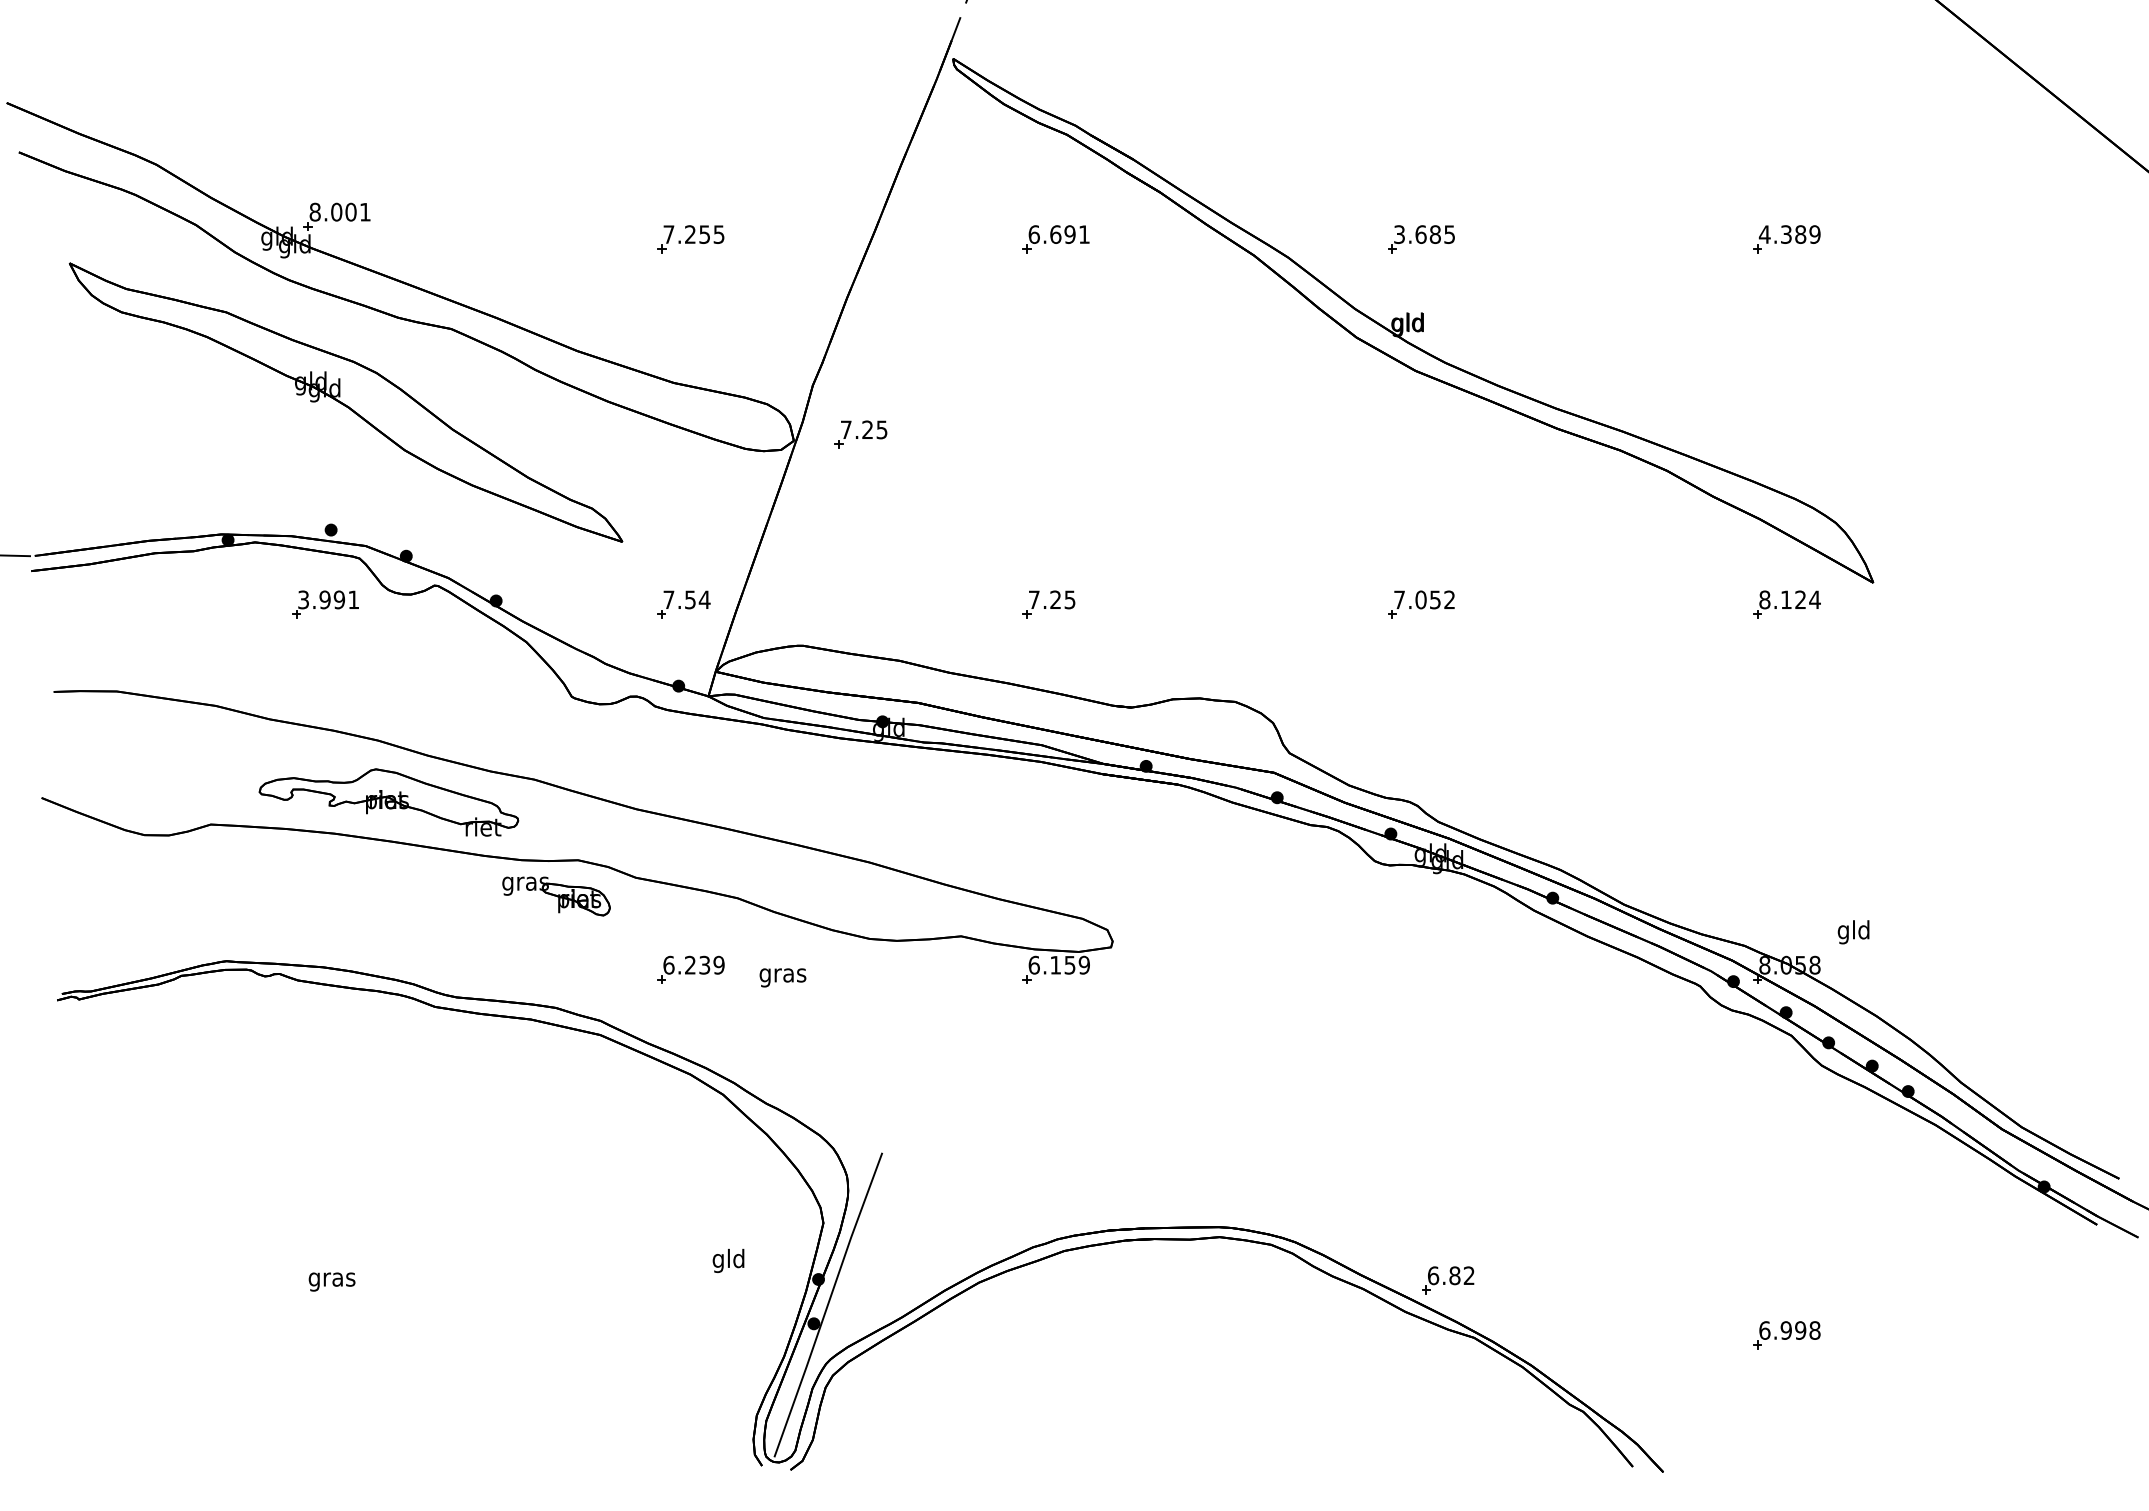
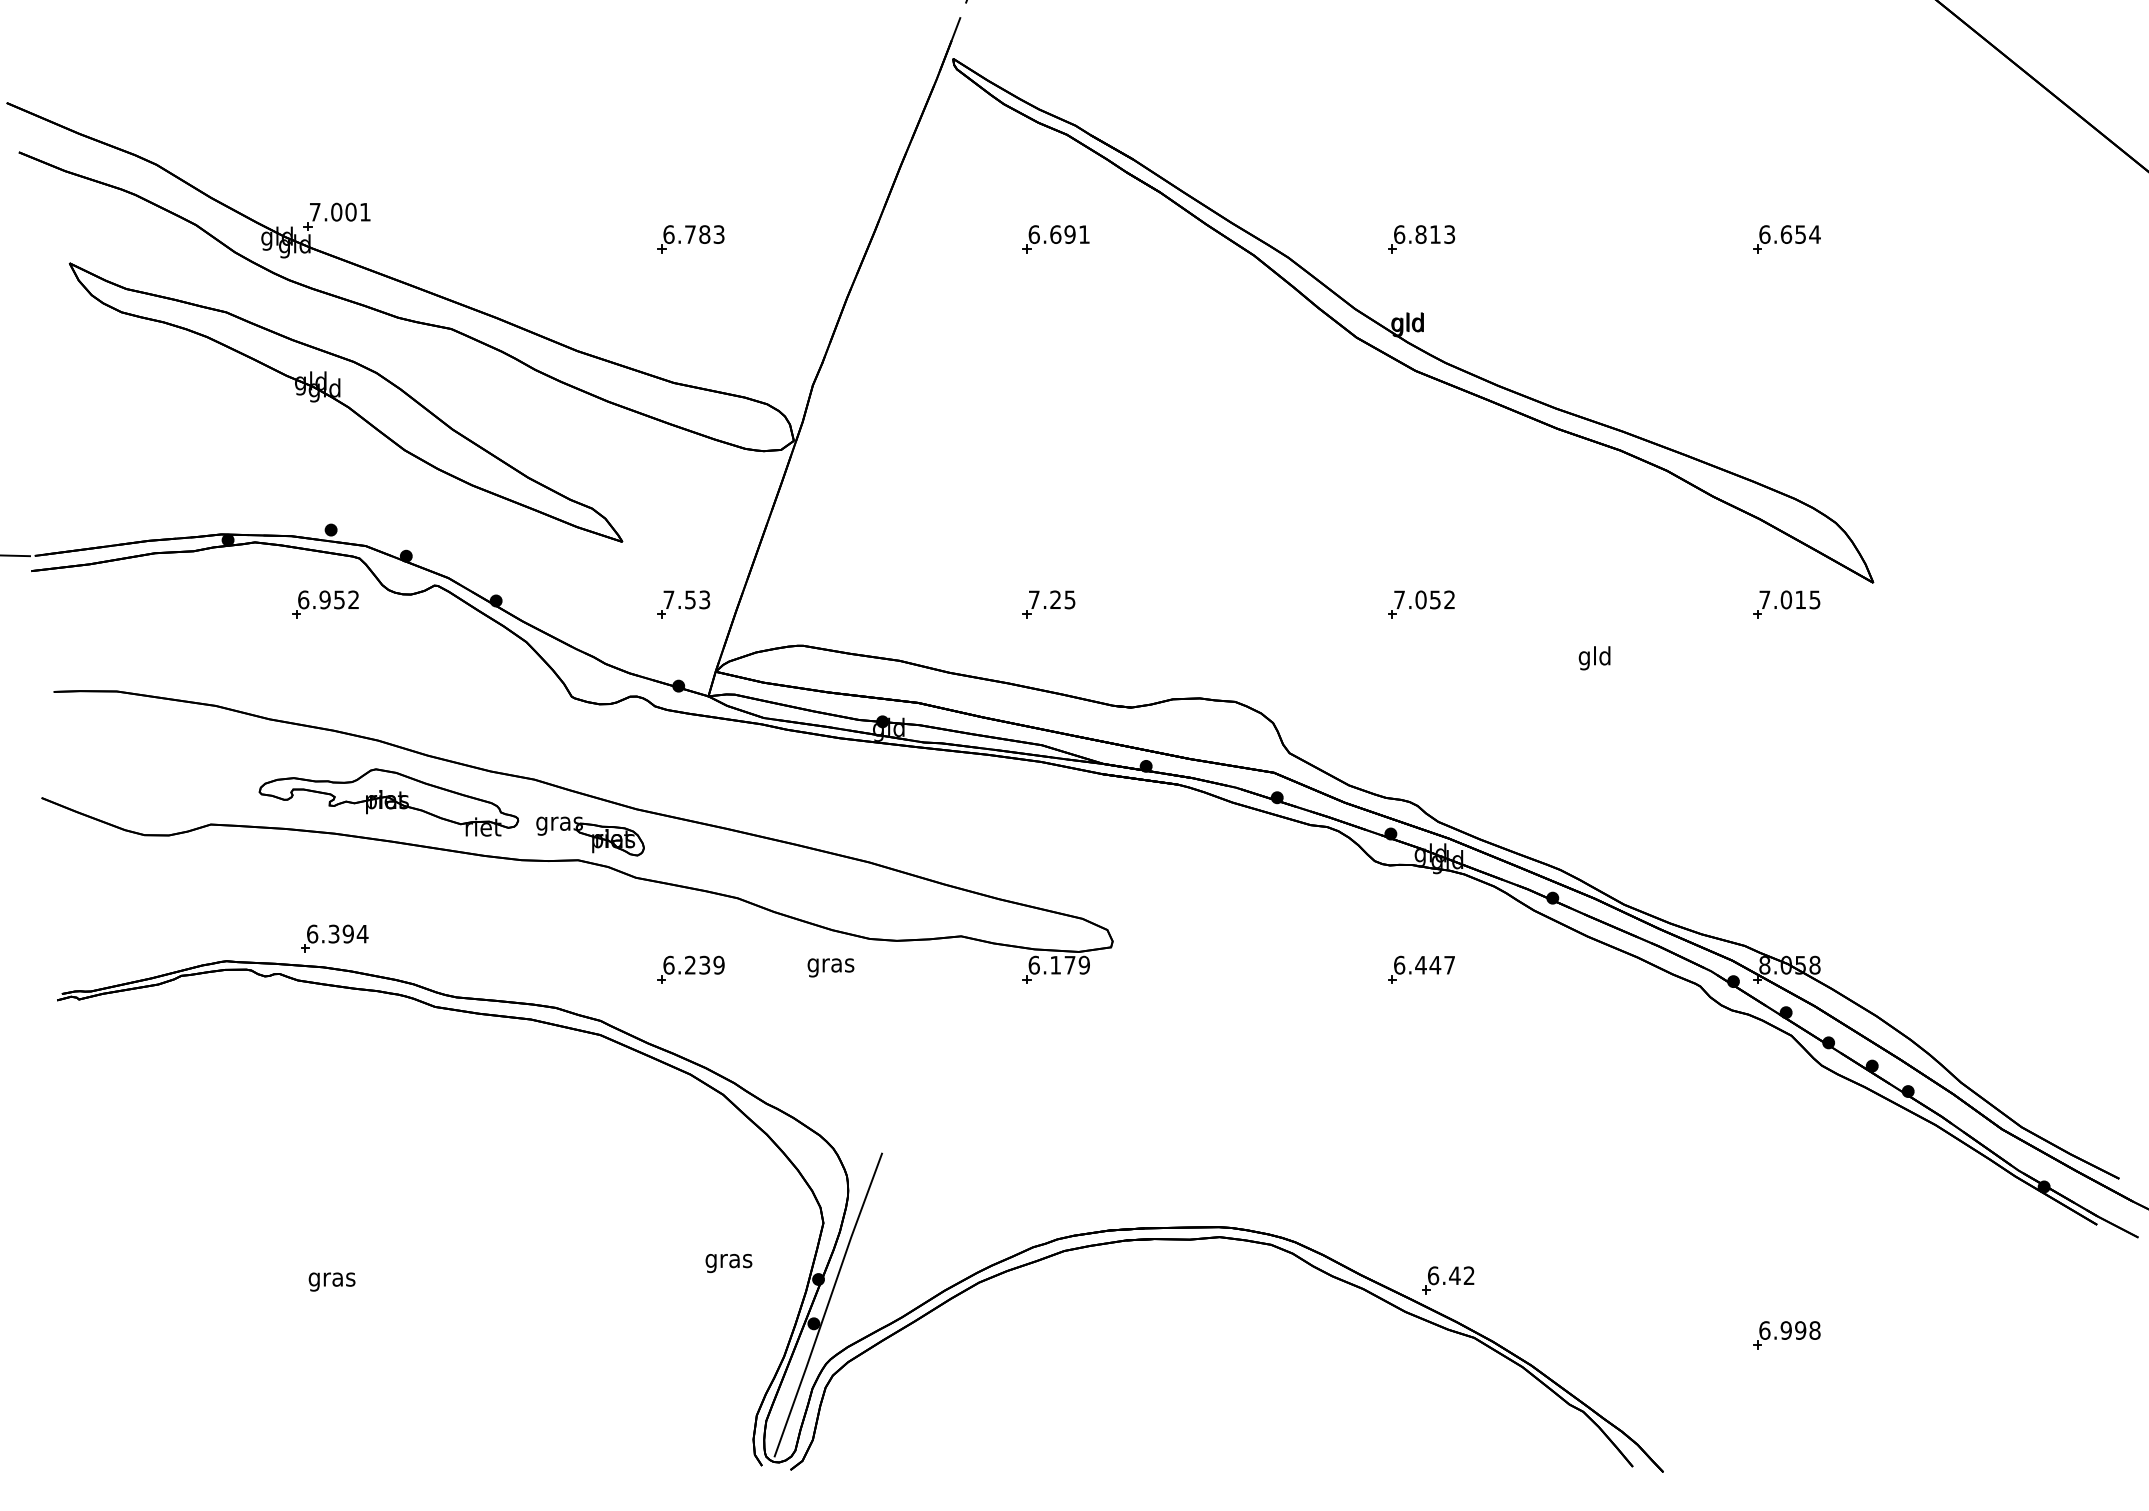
text: 8.001 -> 7.001 (314, 211)
text: 7.255 -> 6.783 (693, 234)
text: 3.685 -> 6.813 (1424, 234)
text: 4.389 -> 6.654 (1789, 234)
part: present -> none (860, 434)
text: 3.991 -> 6.952 (328, 599)
text: 7.54 -> 7.53 (704, 599)
text: 8.124 -> 7.015 (1789, 599)
part position: (556, 896) -> (590, 836) (590, 836)
text position: (1853, 932) -> (1594, 658) (1594, 658)
part: none -> present (334, 938)
text: 6.159 -> 6.179 (1069, 965)
part: none -> present (1421, 969)
text position: (782, 977) -> (830, 967) (830, 967)
text: gld -> gras (728, 1260)
text: 6.82 -> 6.42 (1454, 1275)
